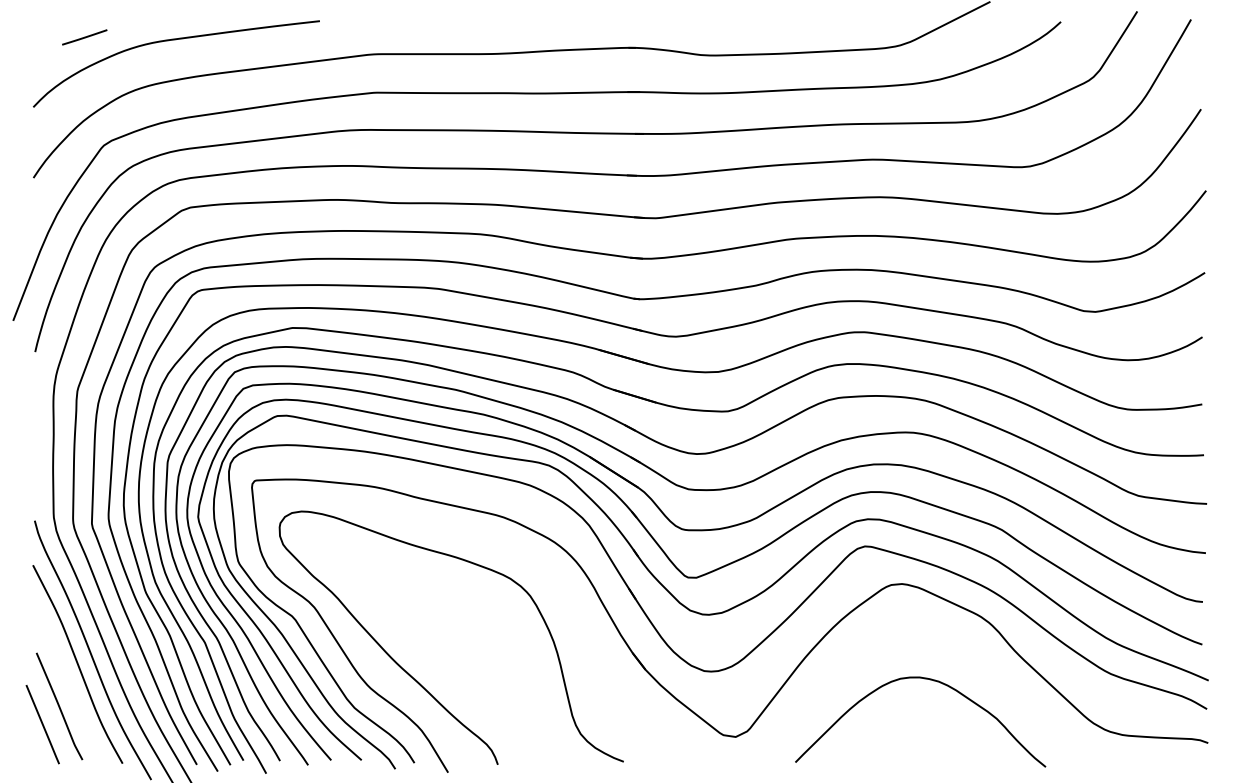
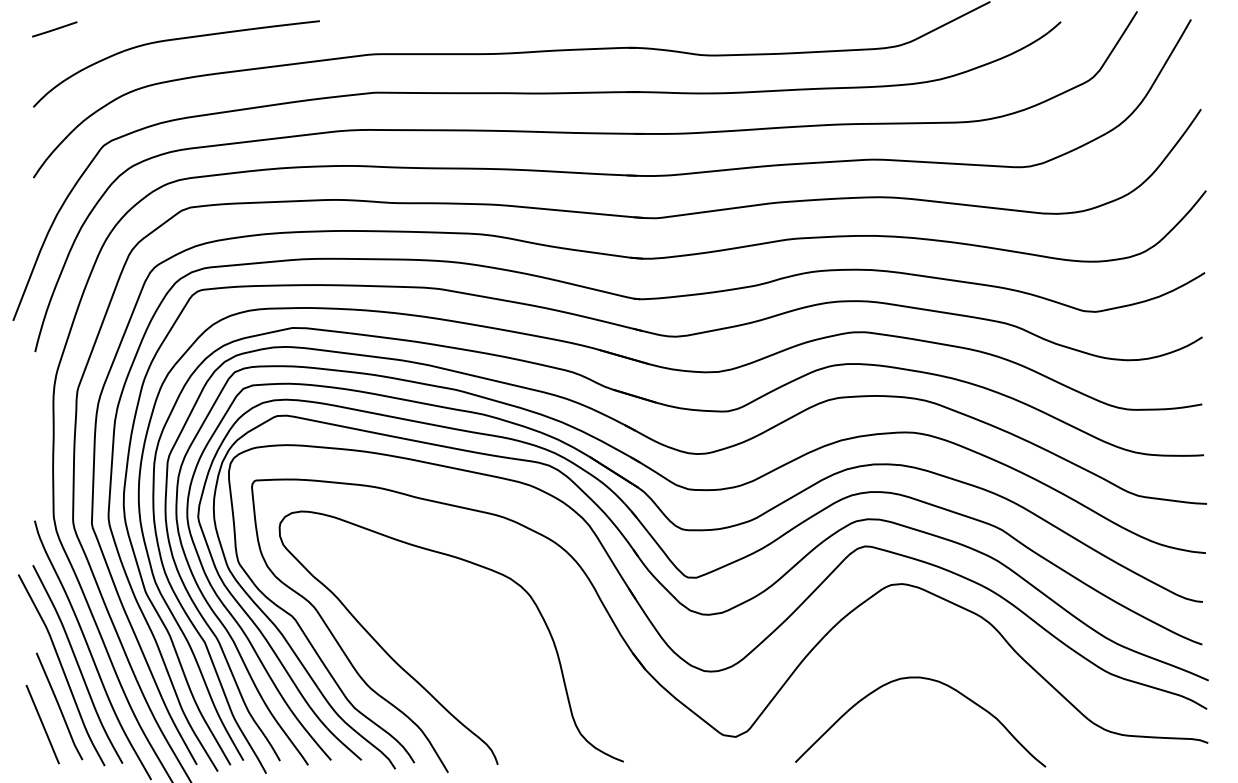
line position: (84, 37) -> (54, 29) (54, 29)
curve: none -> present (62, 670)
